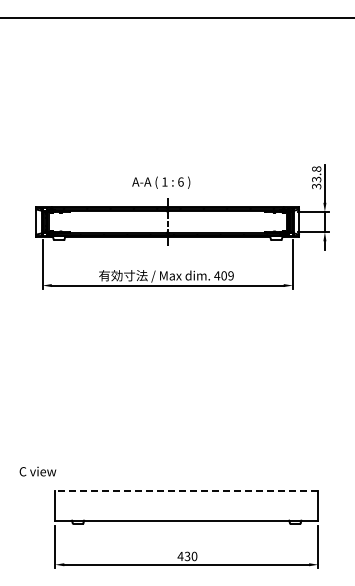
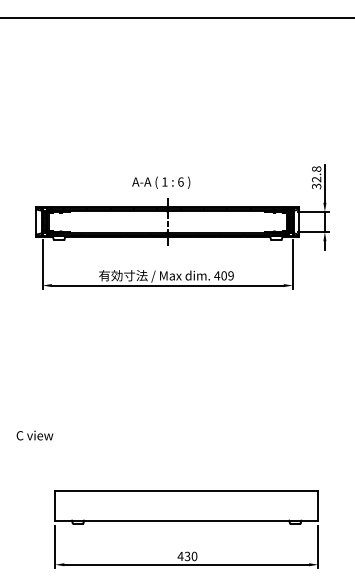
text: 33.8 -> 32.8 (317, 179)
text position: (37, 471) -> (34, 435) (34, 435)
line: dashed -> solid (186, 490)
